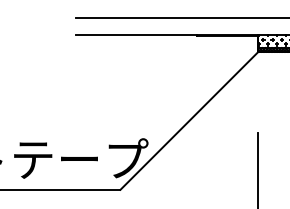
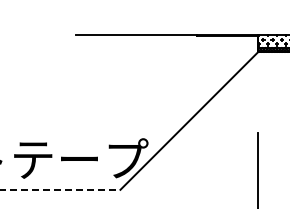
line: present -> none (180, 17)
line: solid -> dashed (60, 189)
